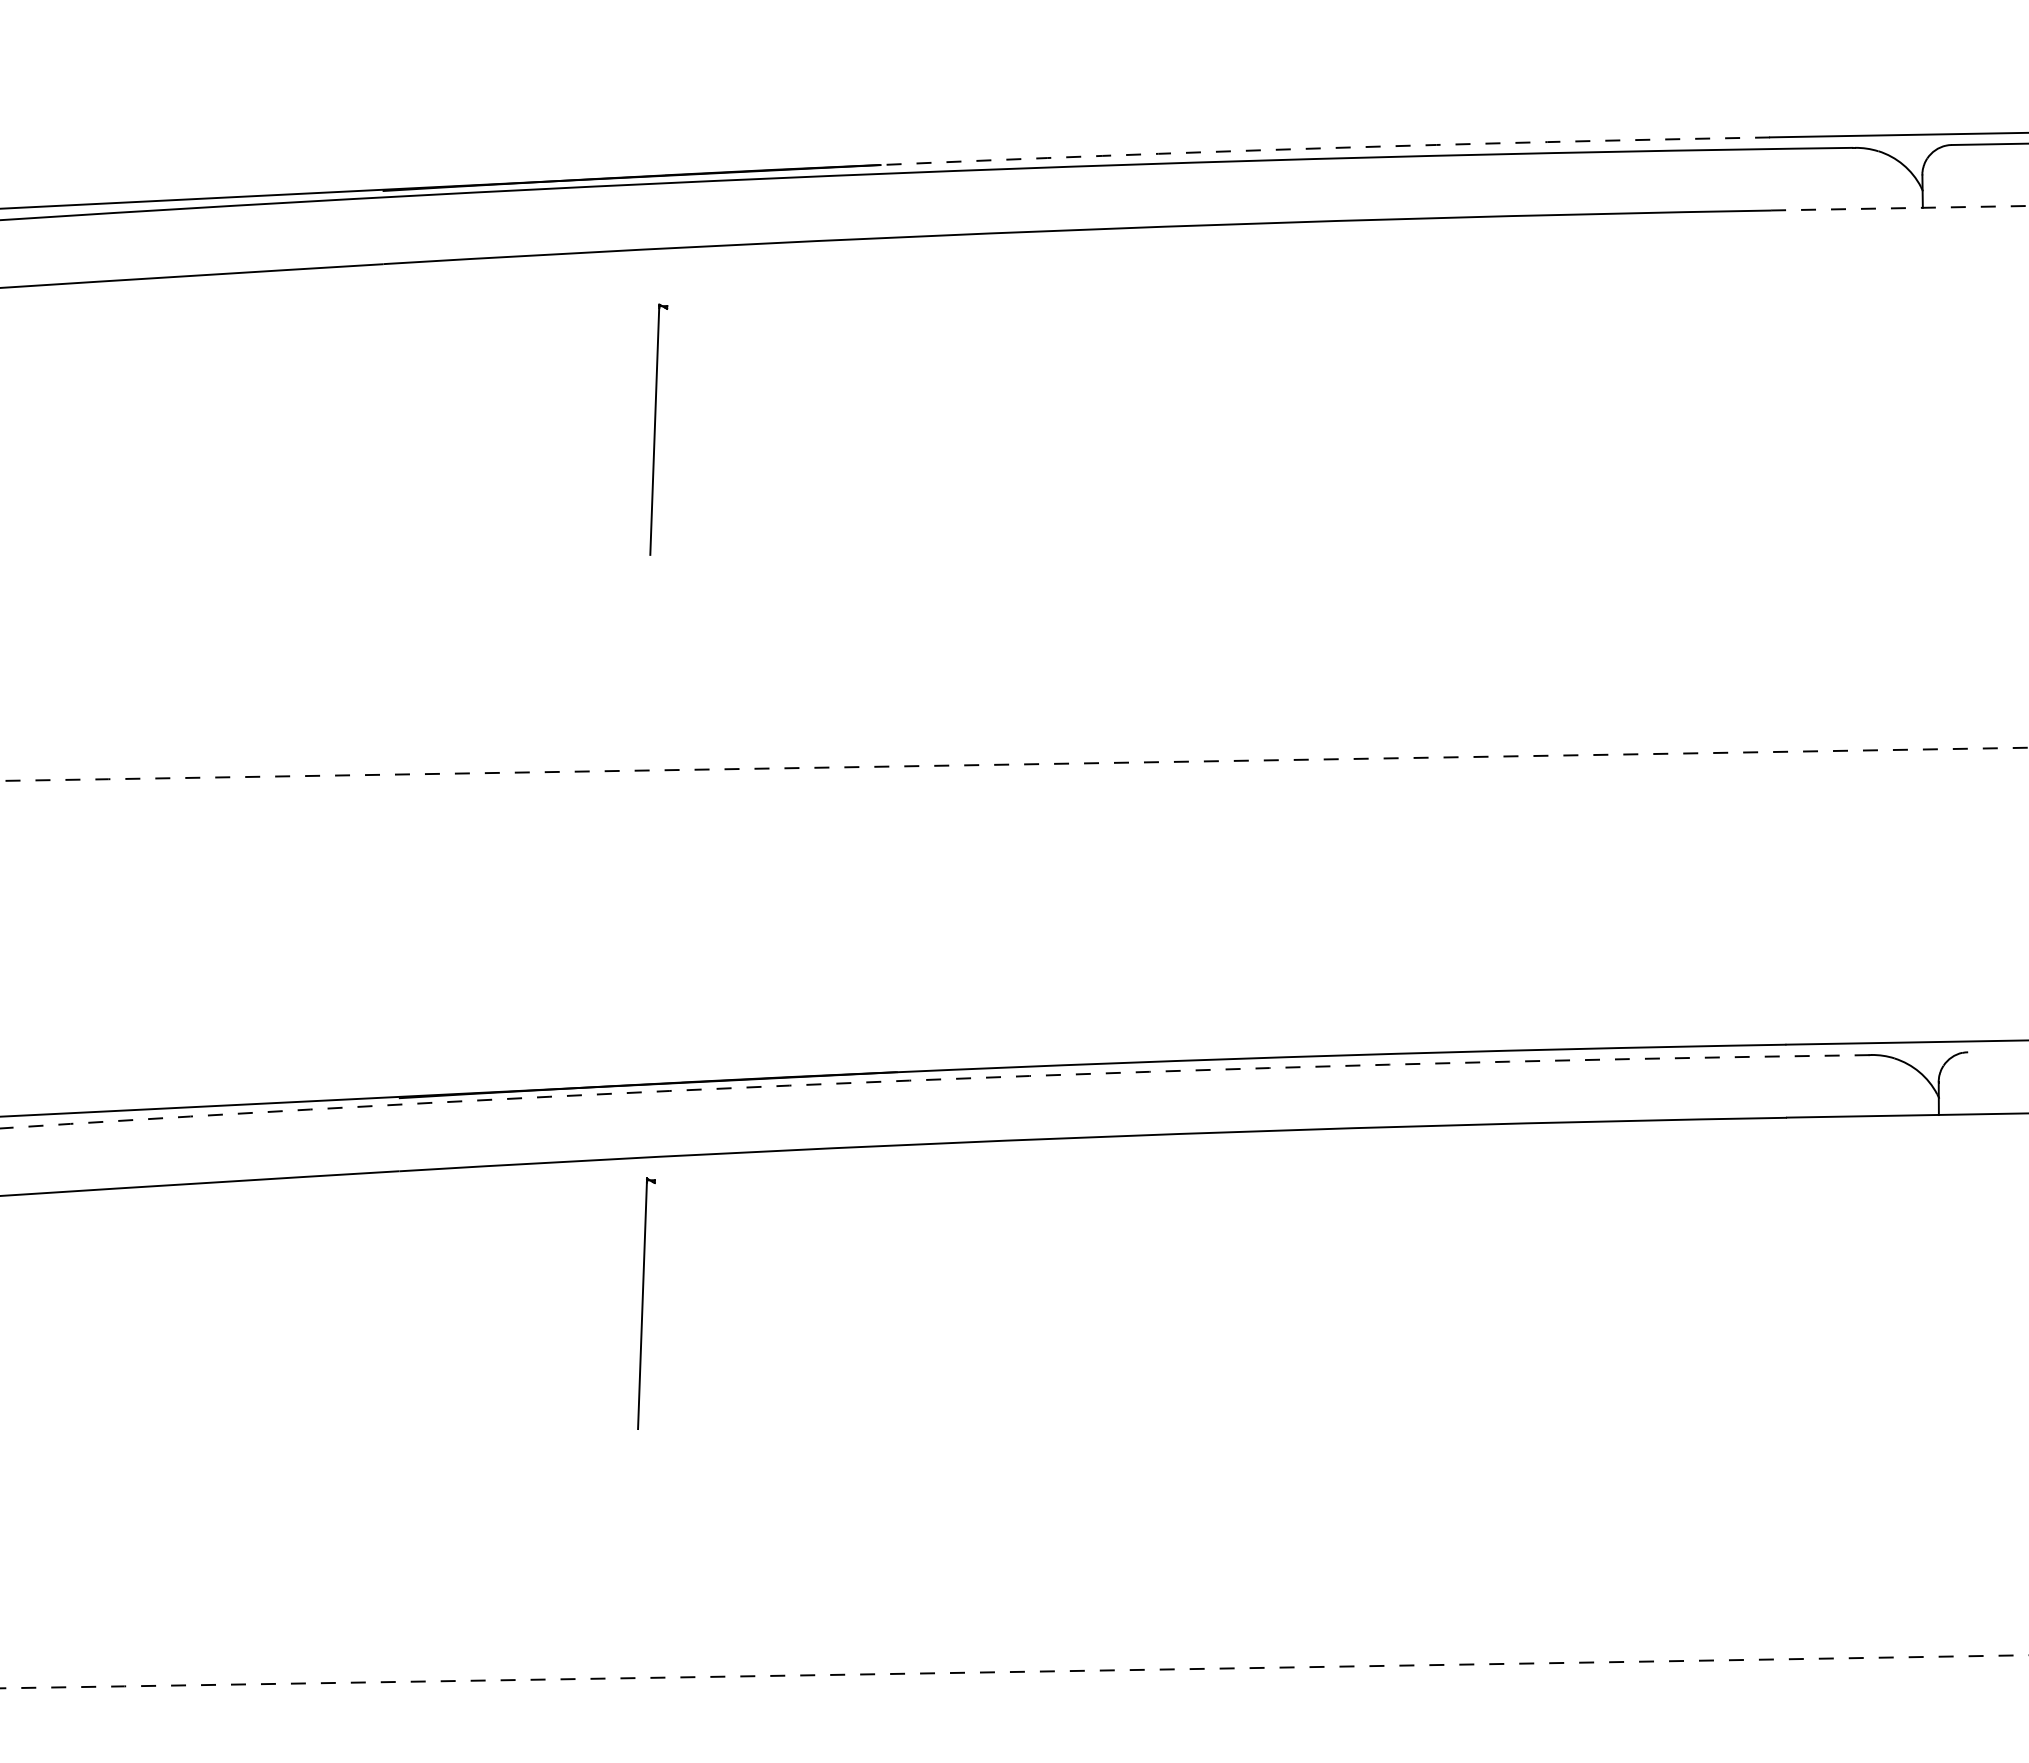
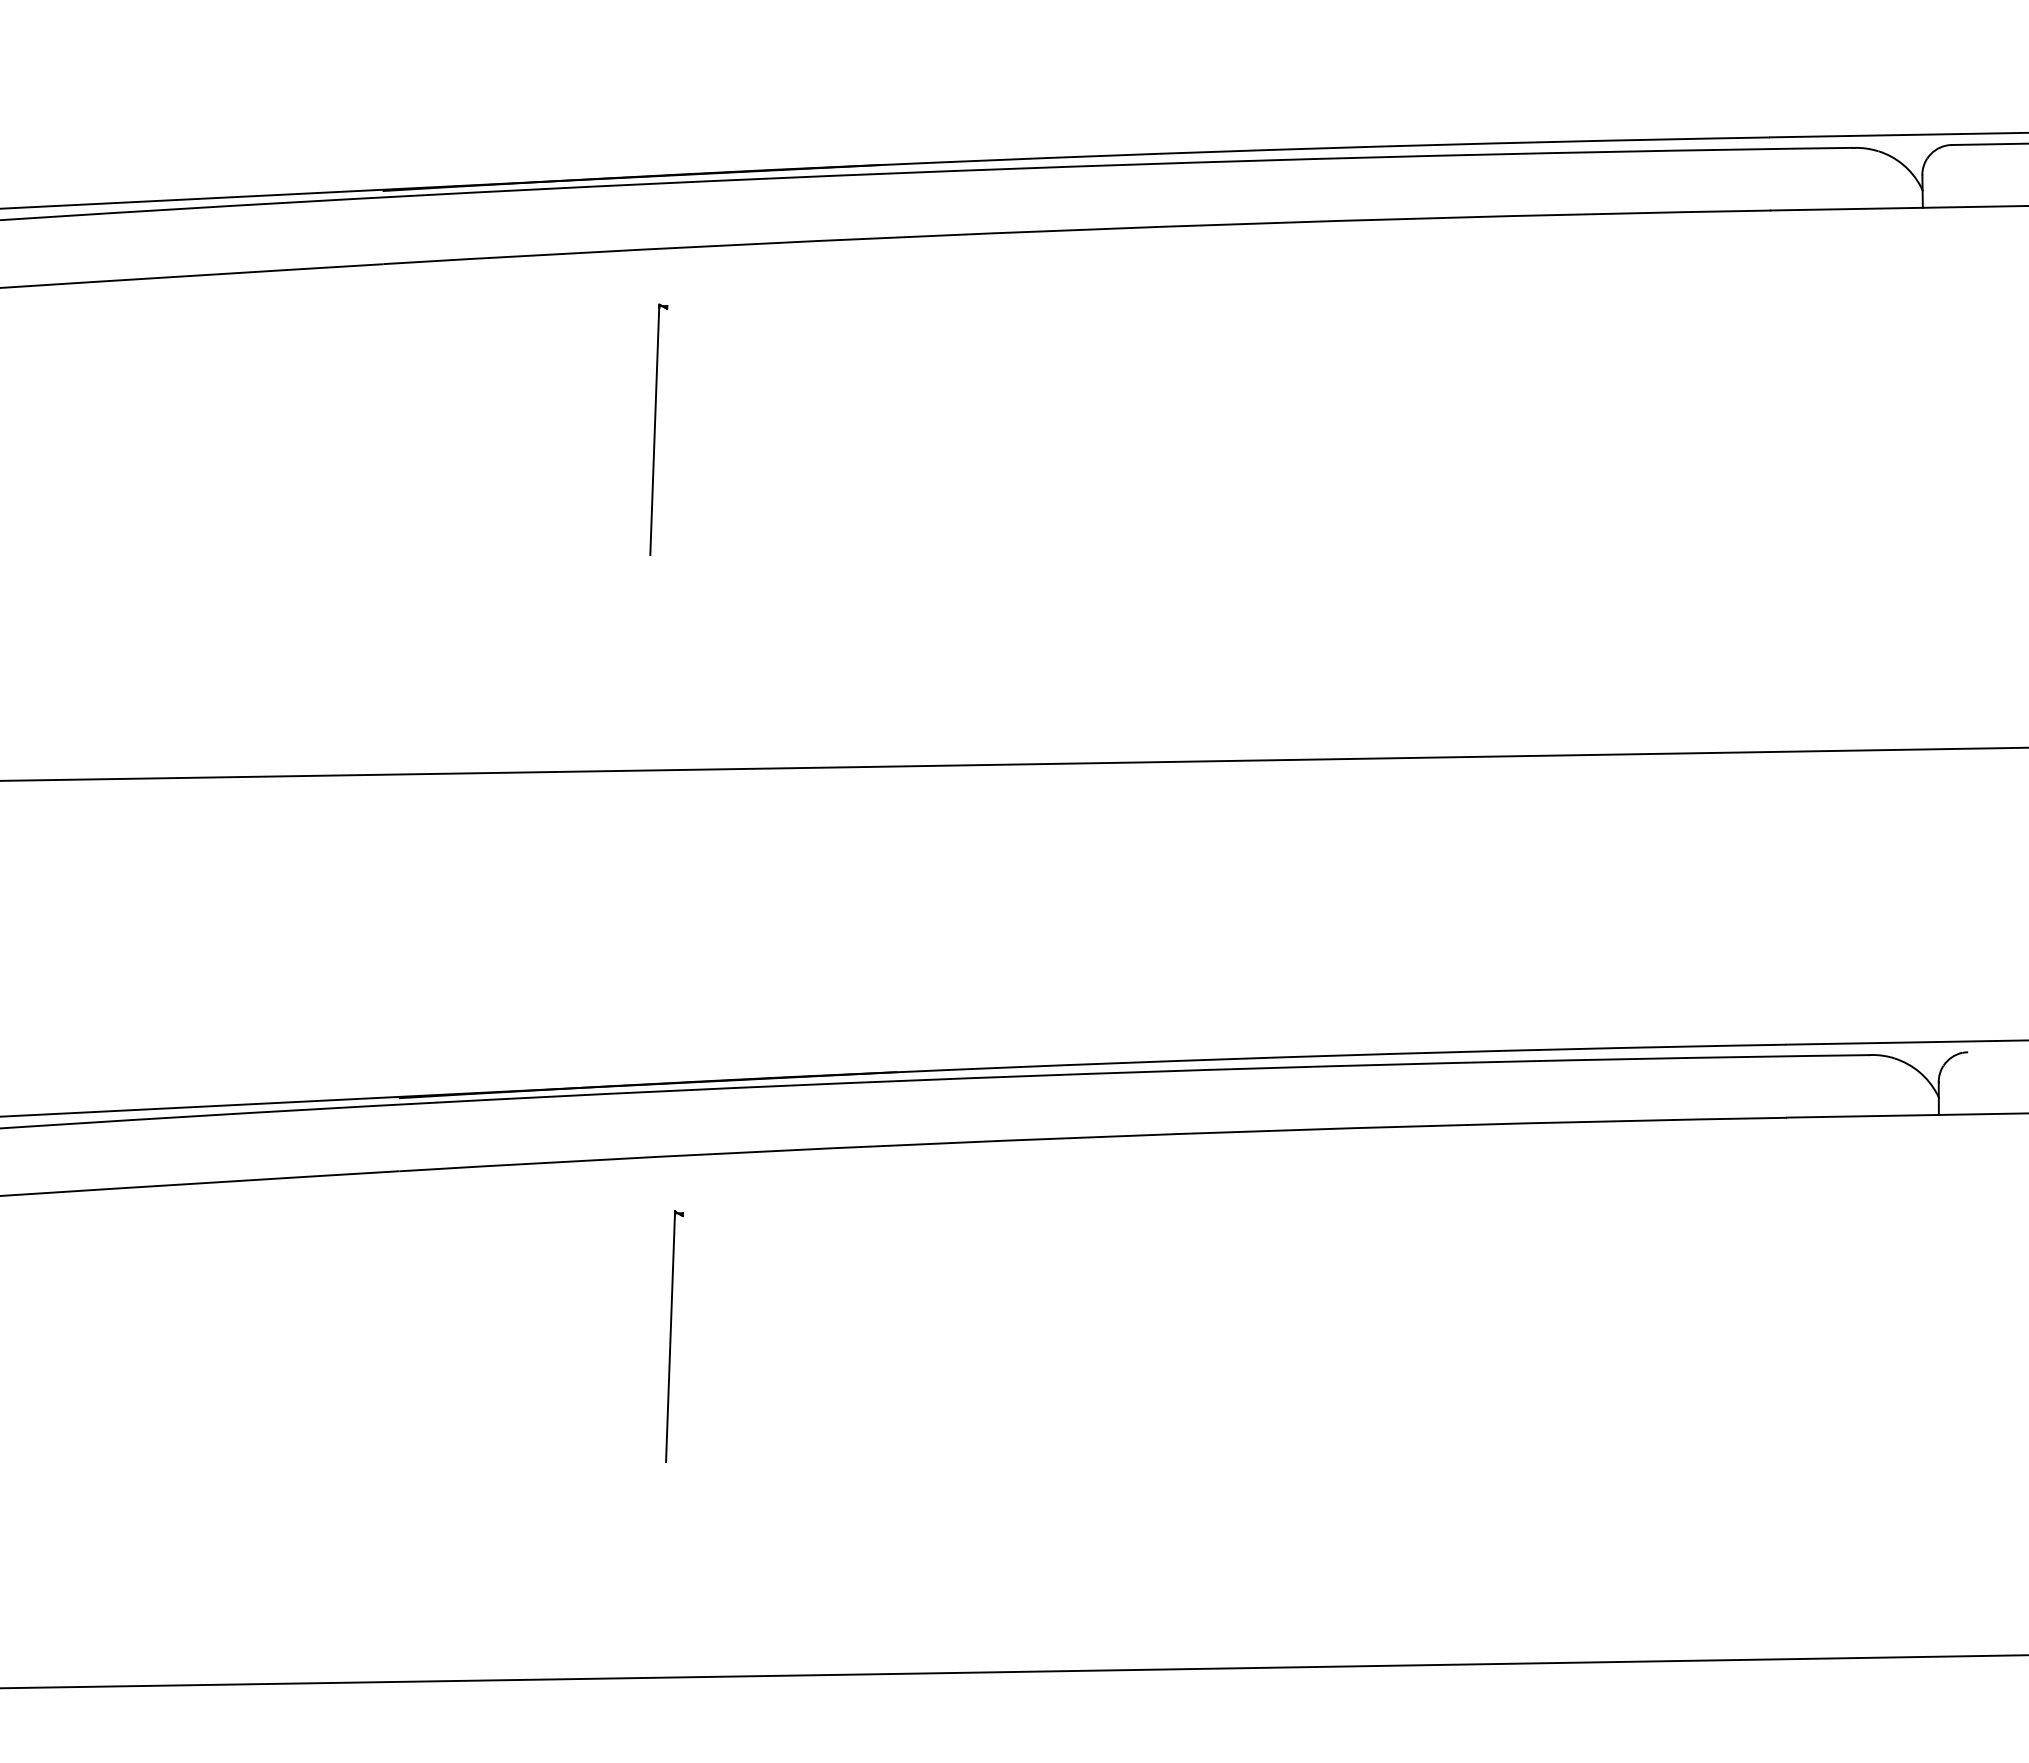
arc: dashed -> solid (1325, 148)
line: dashed -> solid (1900, 208)
arc: dashed -> solid (1015, 764)
arc: dashed -> solid (933, 1079)
part position: (646, 1303) -> (674, 1336) (674, 1336)
arc: dashed -> solid (1015, 1671)
